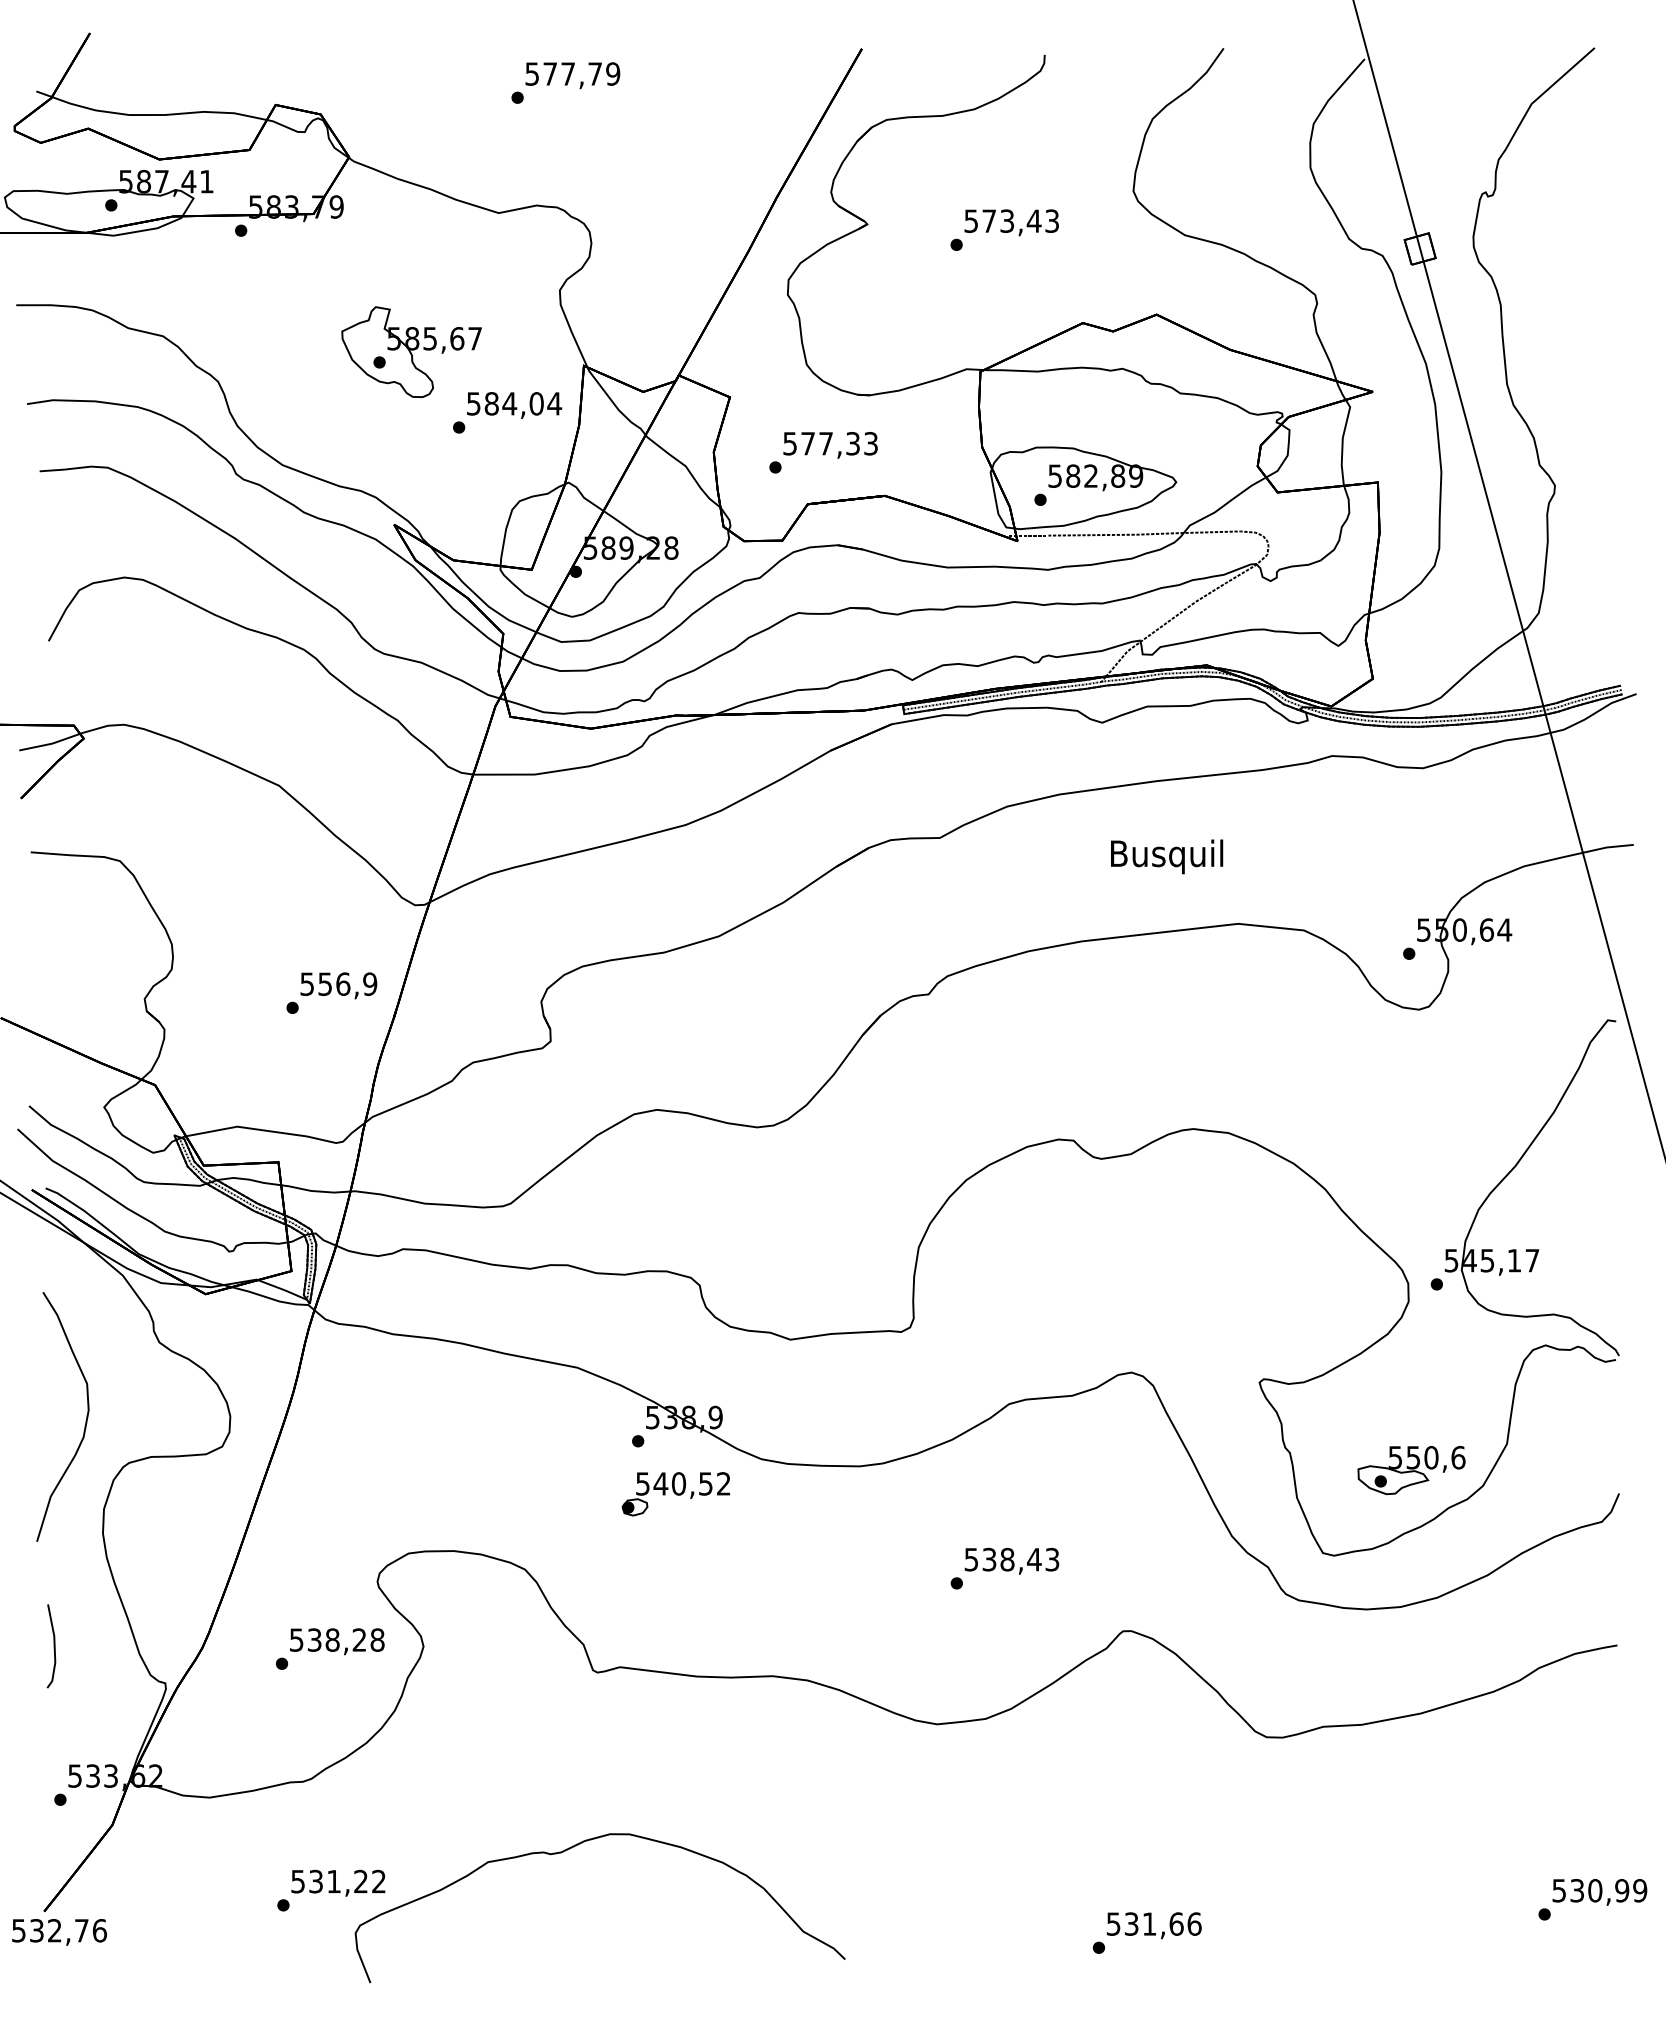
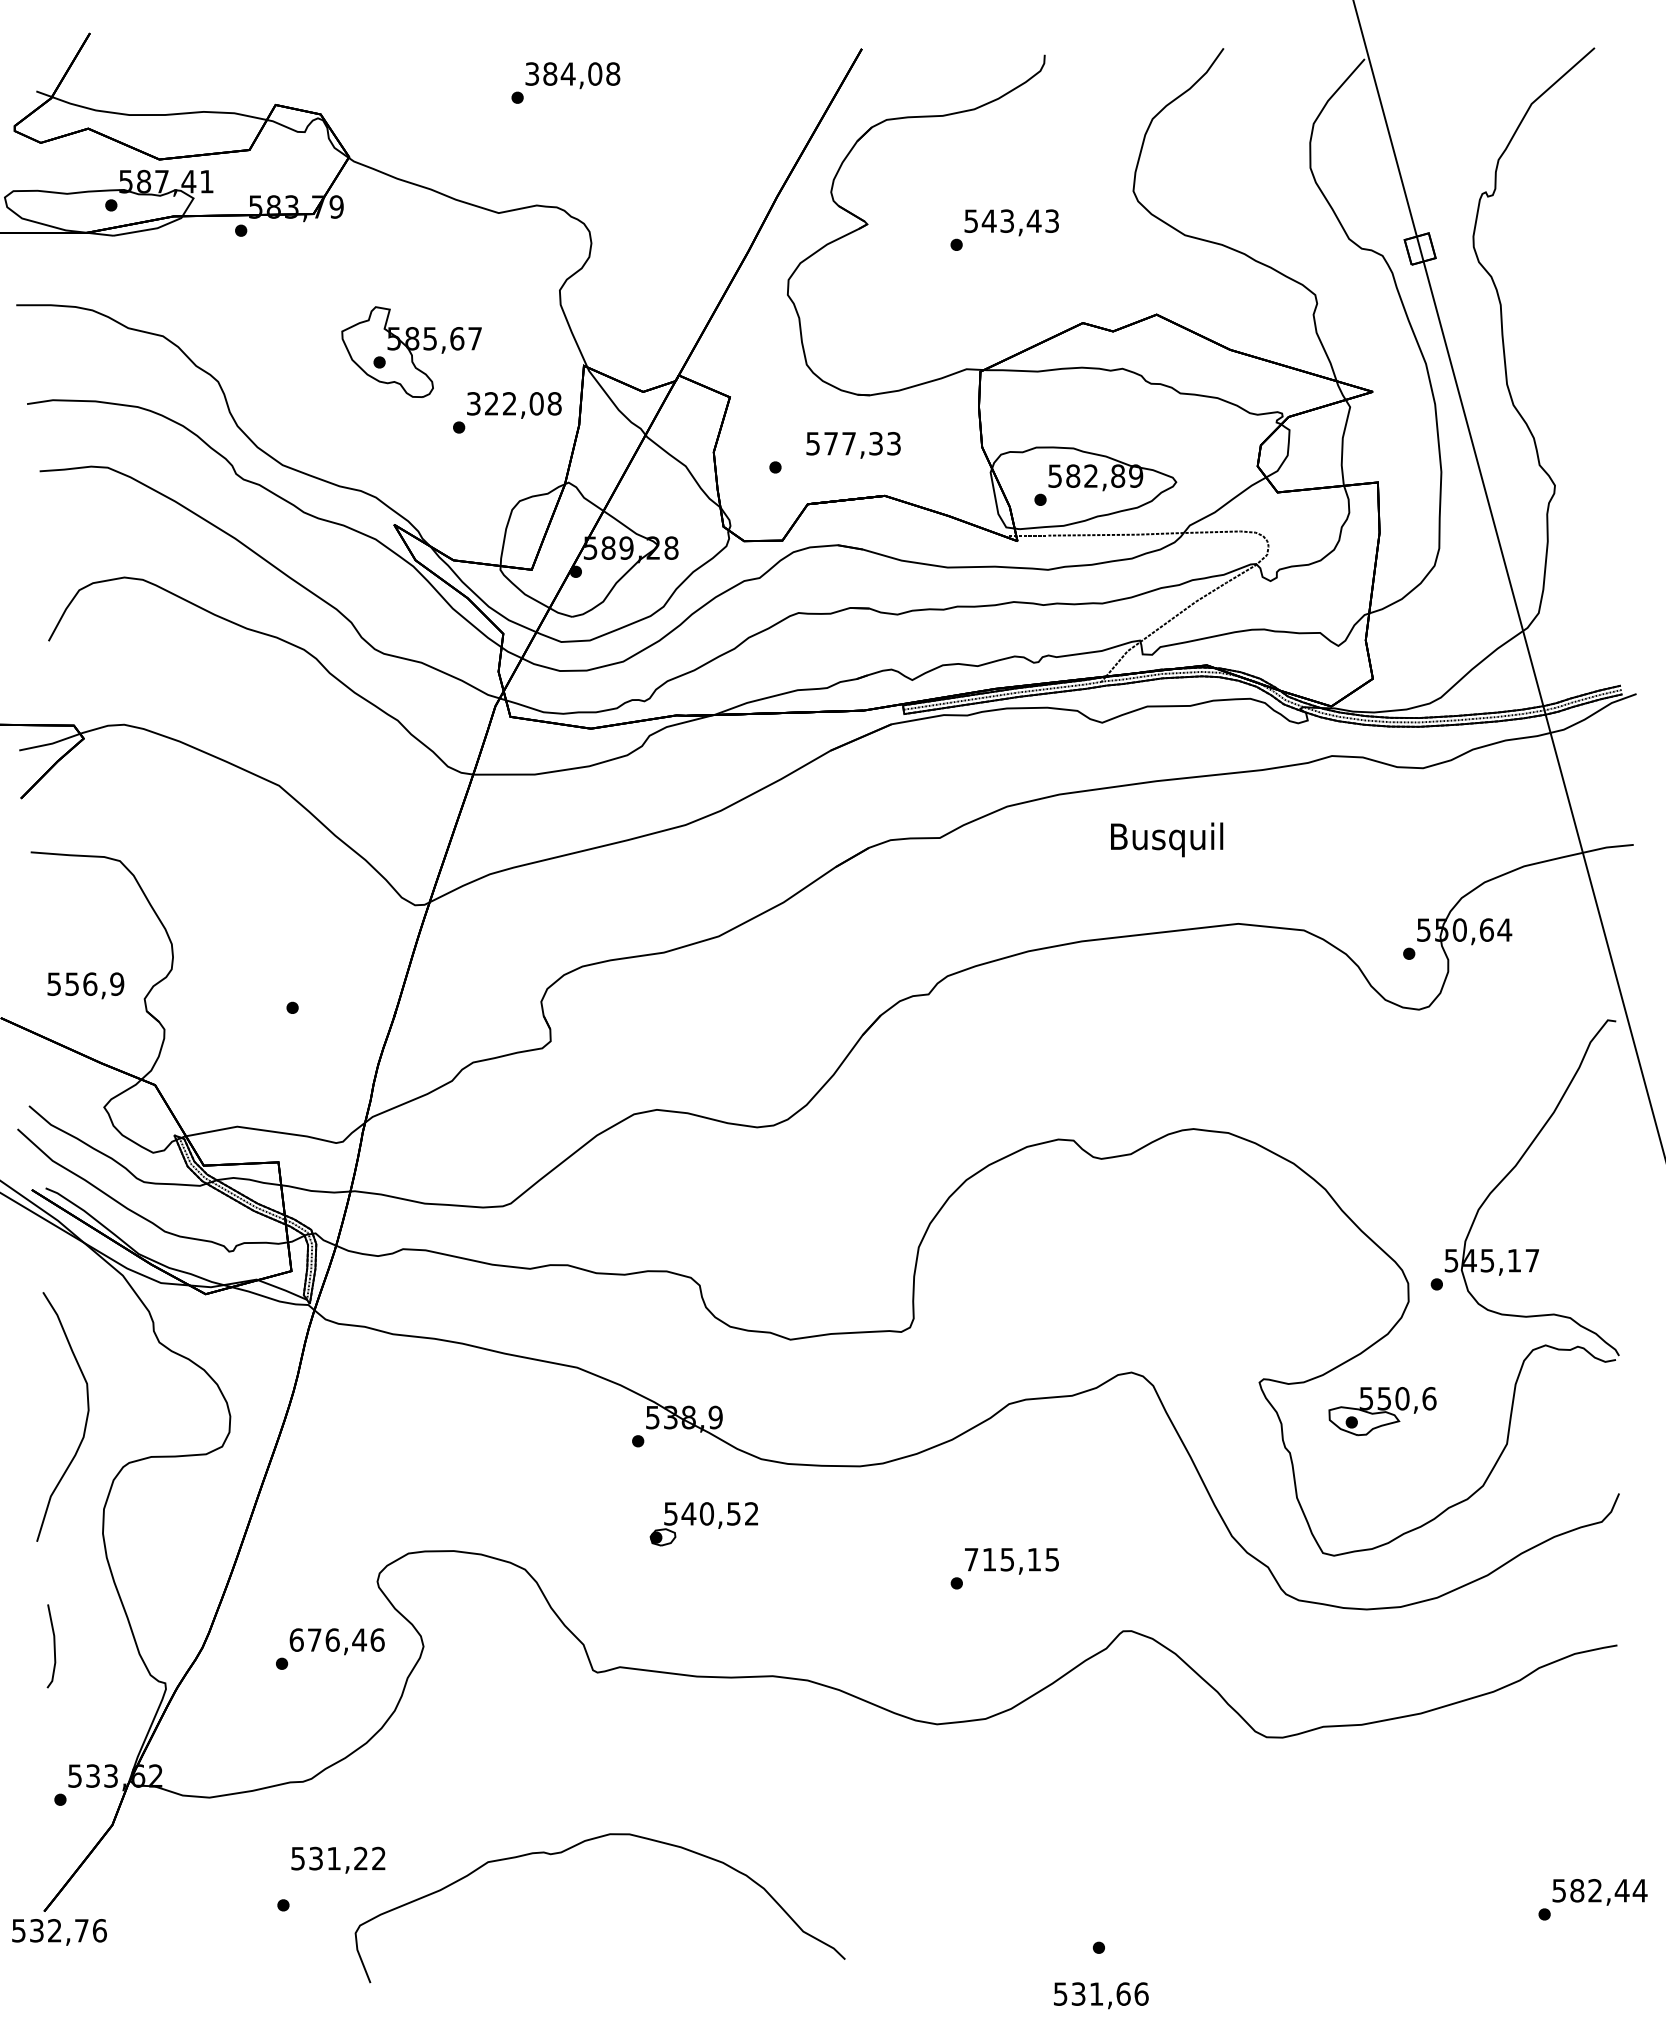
text: 577,79 -> 384,08 (573, 73)
text: 573,43 -> 543,43 (988, 220)
text: 584,04 -> 322,08 (514, 403)
text position: (830, 445) -> (853, 445) (853, 445)
text position: (1167, 856) -> (1167, 839) (1167, 839)
text position: (338, 985) -> (85, 985) (85, 985)
part position: (1411, 1470) -> (1382, 1411) (1382, 1411)
part position: (675, 1494) -> (703, 1524) (703, 1524)
text: 538,43 -> 715,15 (1011, 1559)
text: 538,28 -> 676,46 (336, 1639)
text position: (338, 1882) -> (338, 1859) (338, 1859)
text: 530,99 -> 582,44 (1608, 1890)
text position: (1154, 1925) -> (1101, 1995) (1101, 1995)
